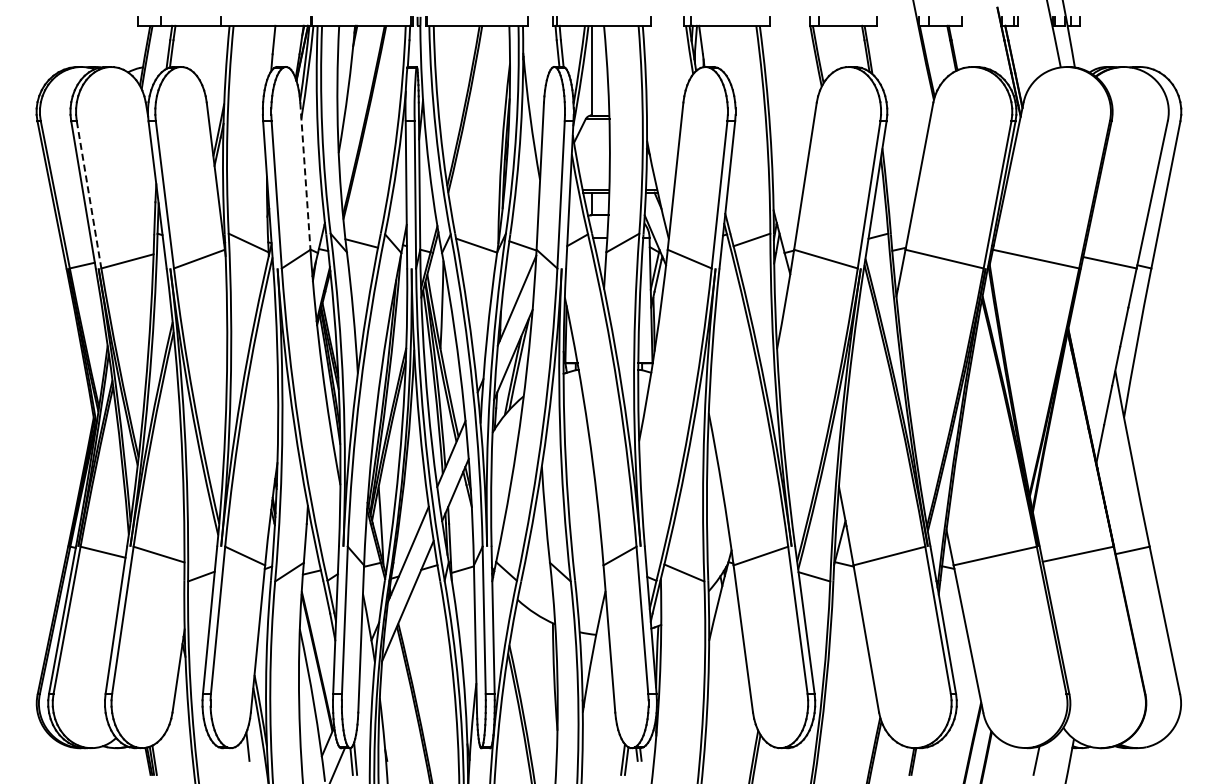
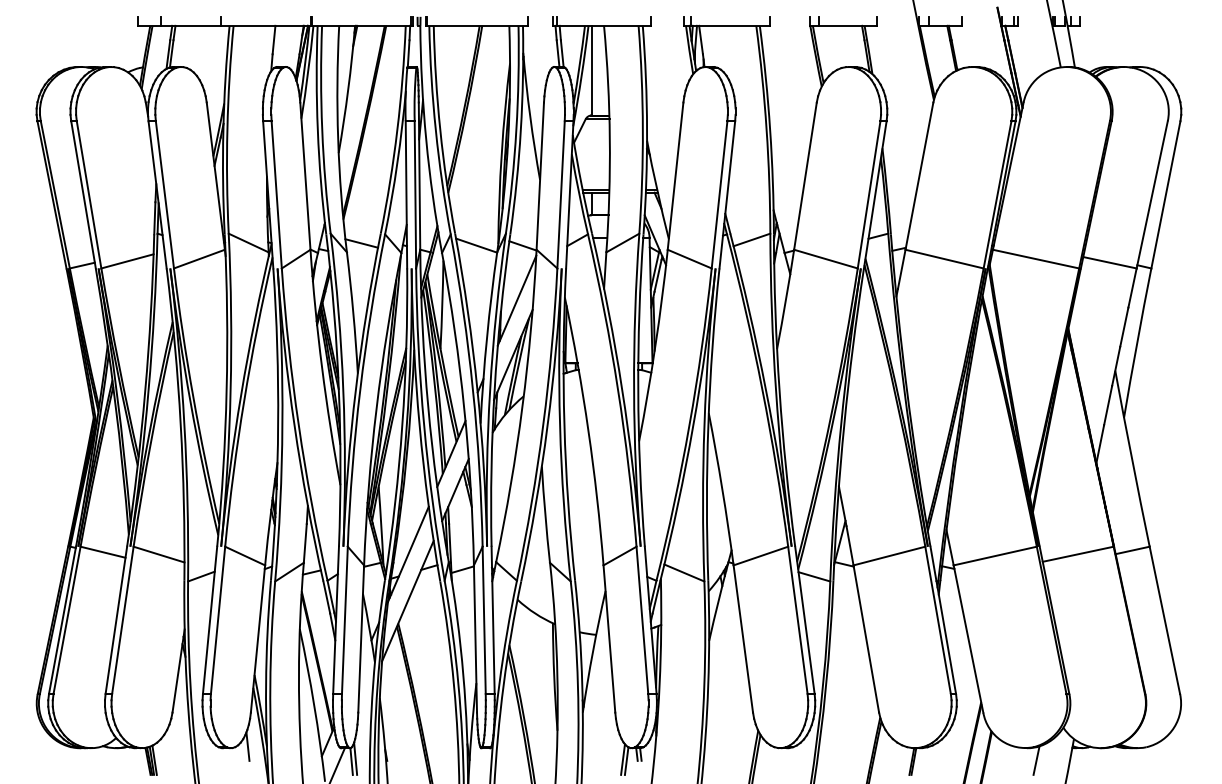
line: dashed -> solid (305, 176)
line: dashed -> solid (89, 194)
